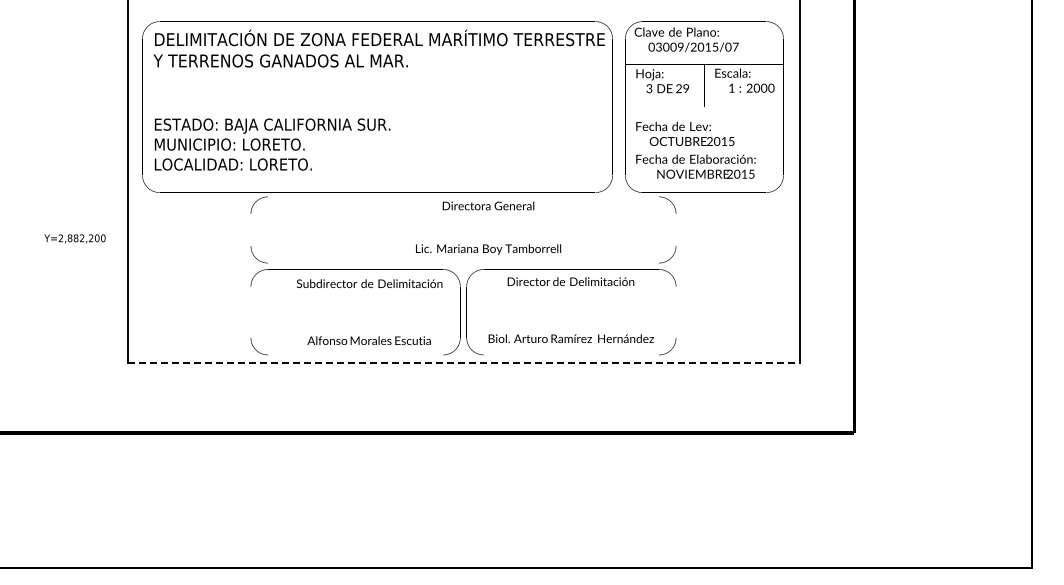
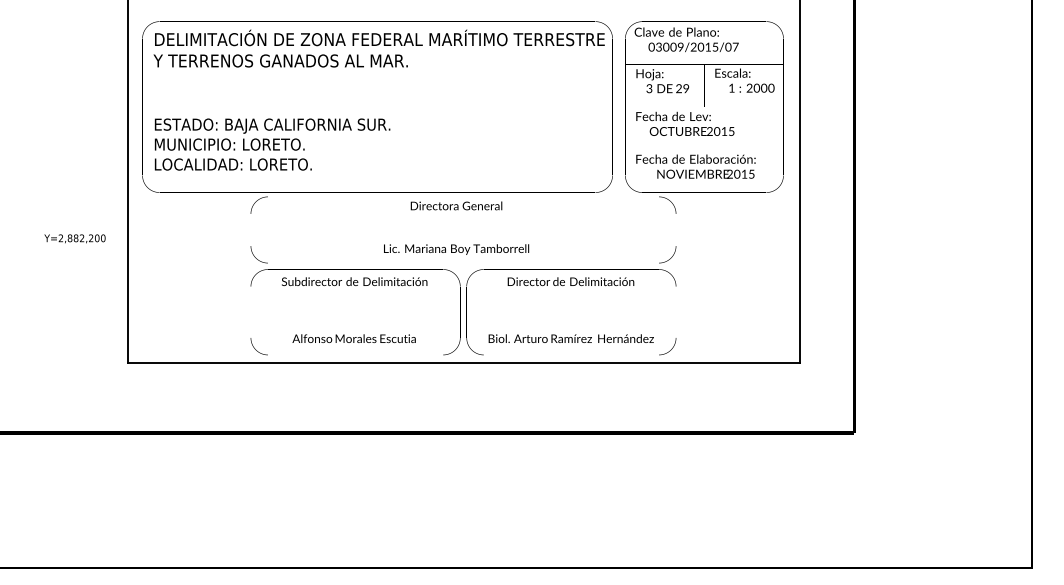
text position: (685, 133) -> (685, 123) (685, 123)
text position: (488, 227) -> (456, 227) (456, 227)
text position: (369, 311) -> (354, 309) (354, 309)
line: dashed -> solid (464, 363)
